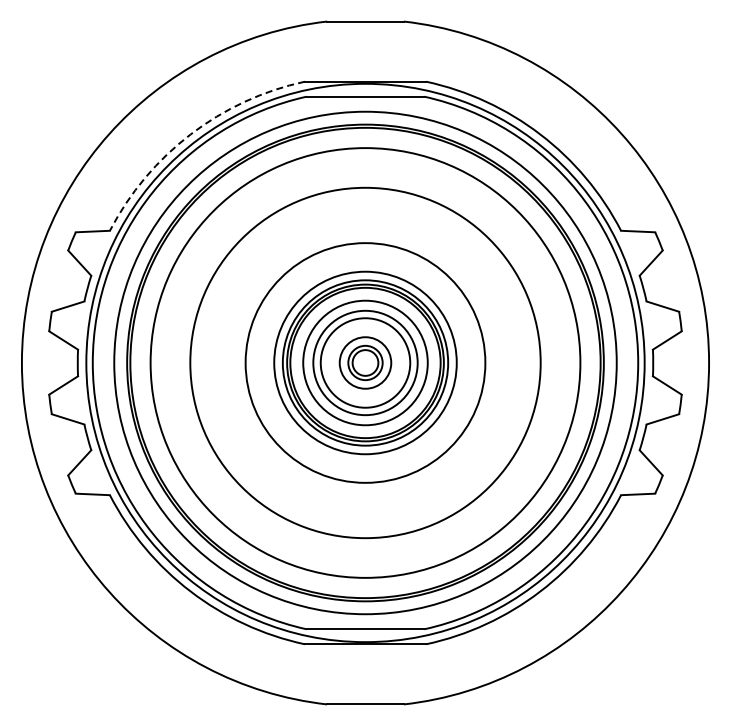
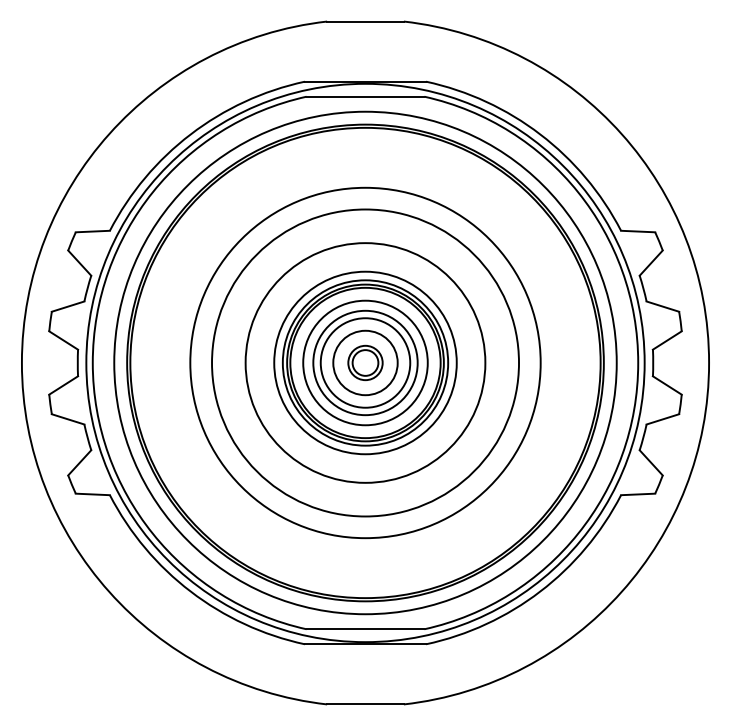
arc: dashed -> solid (190, 134)
circle diameter: 430 px -> 307 px (365, 362)
circle diameter: 52 px -> 64 px (365, 362)
